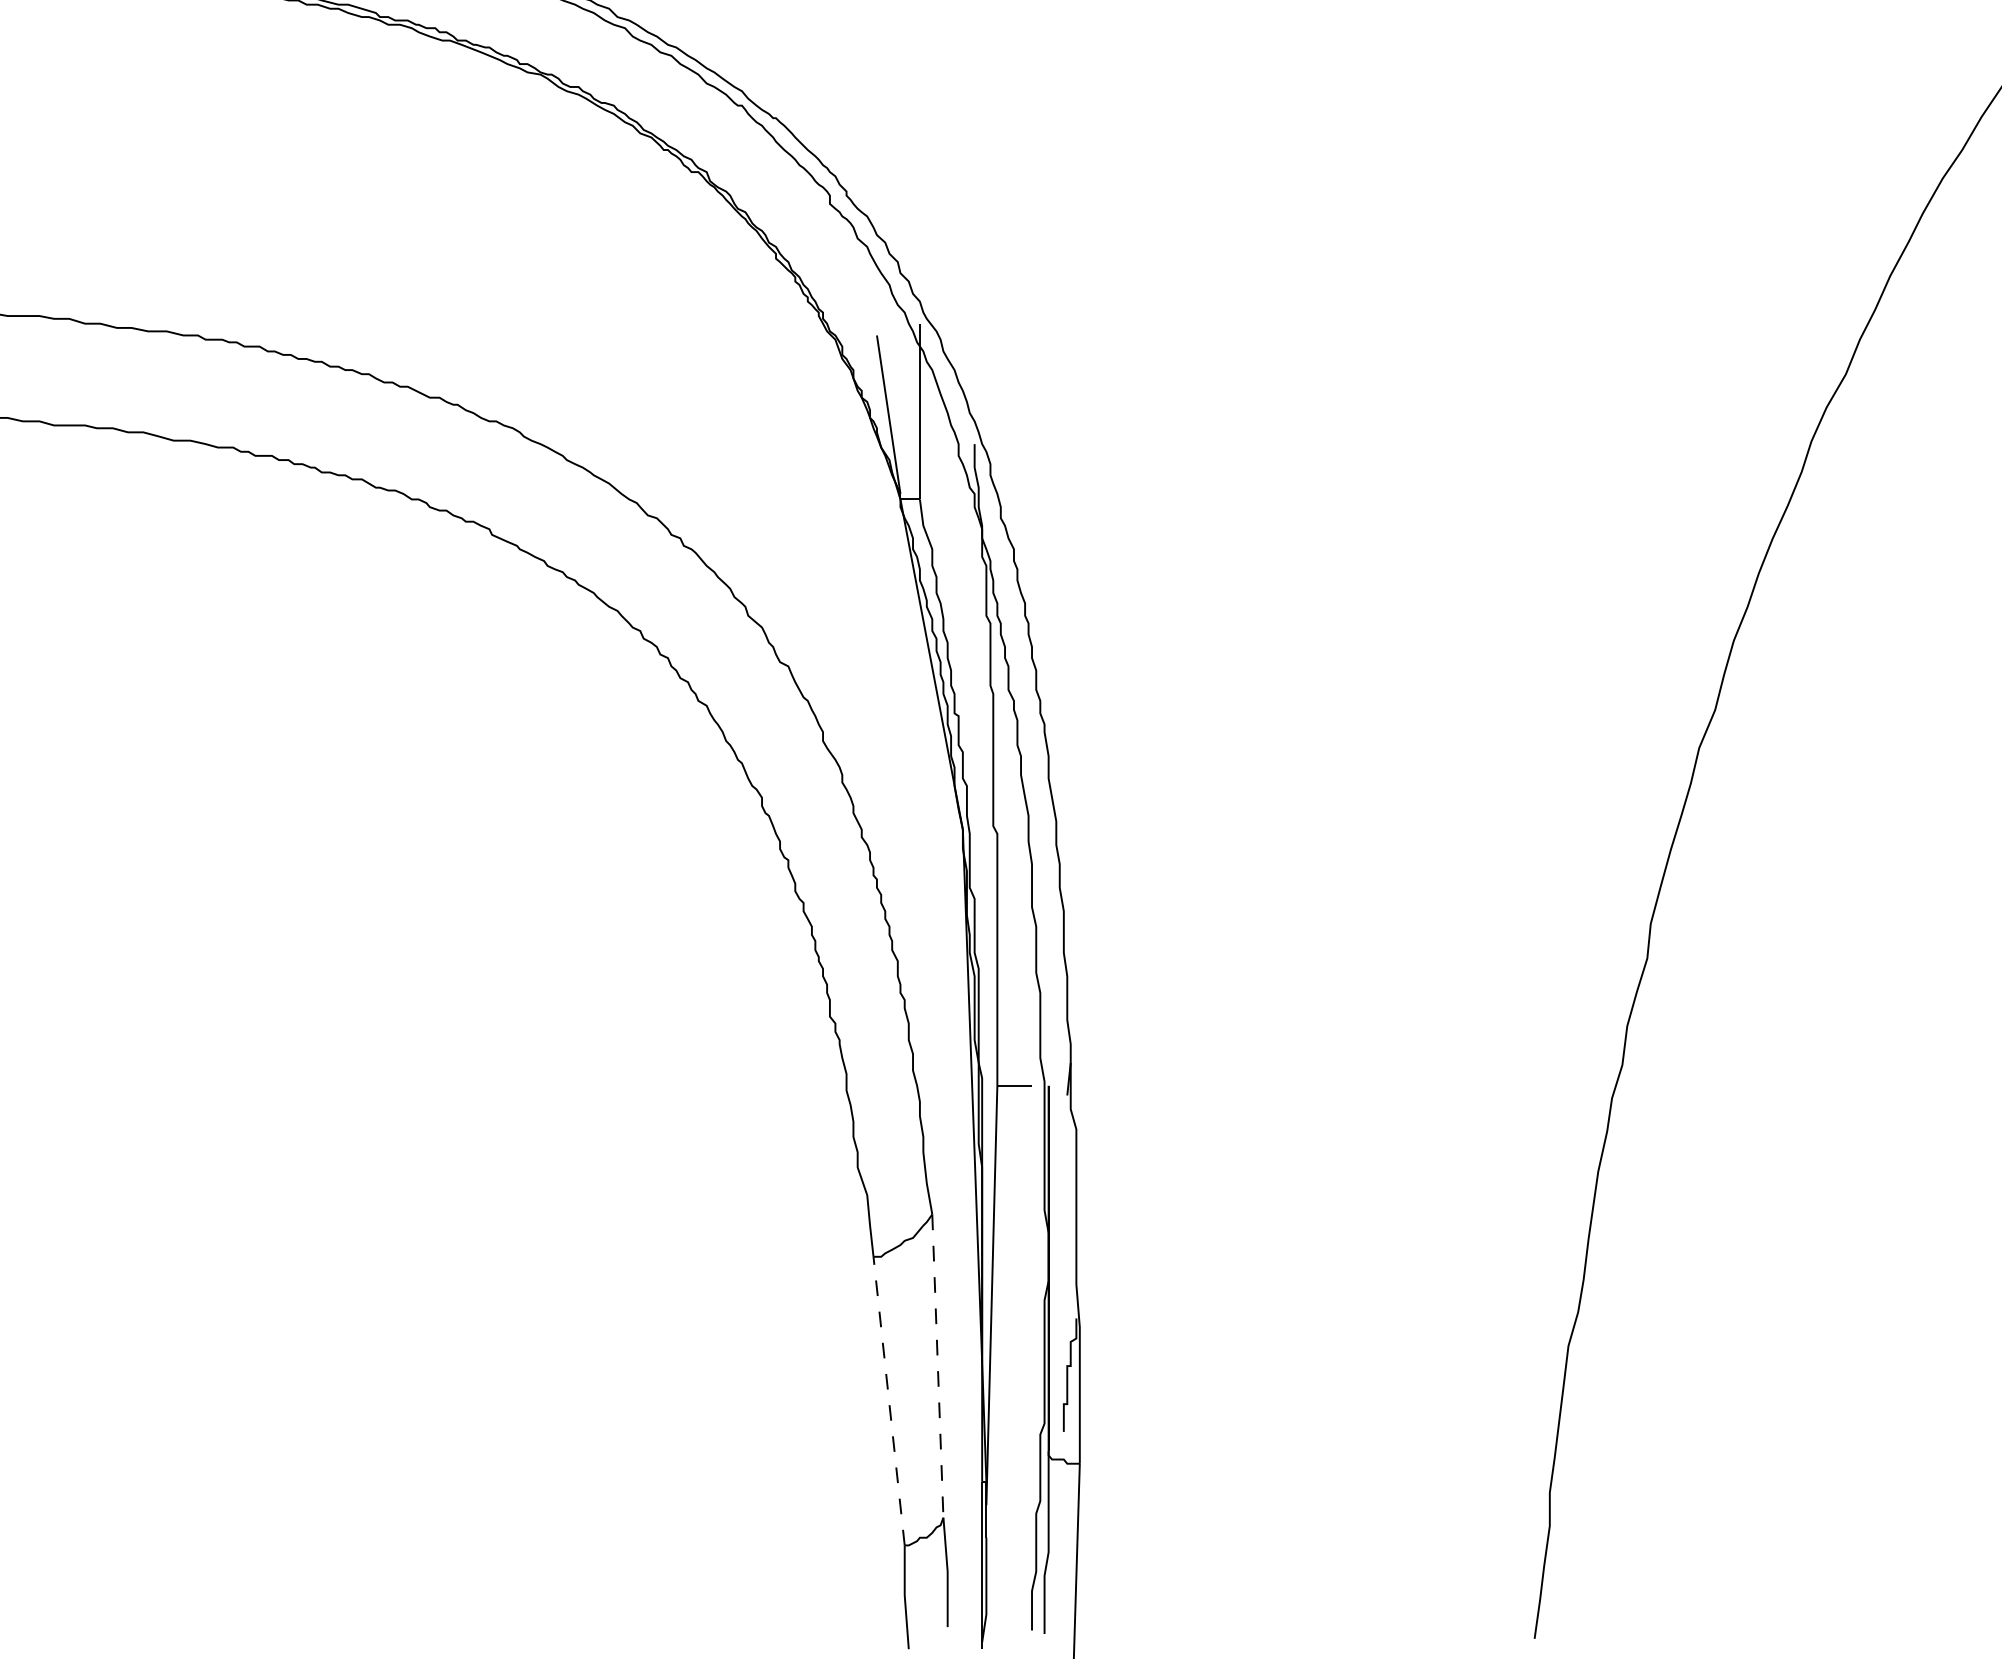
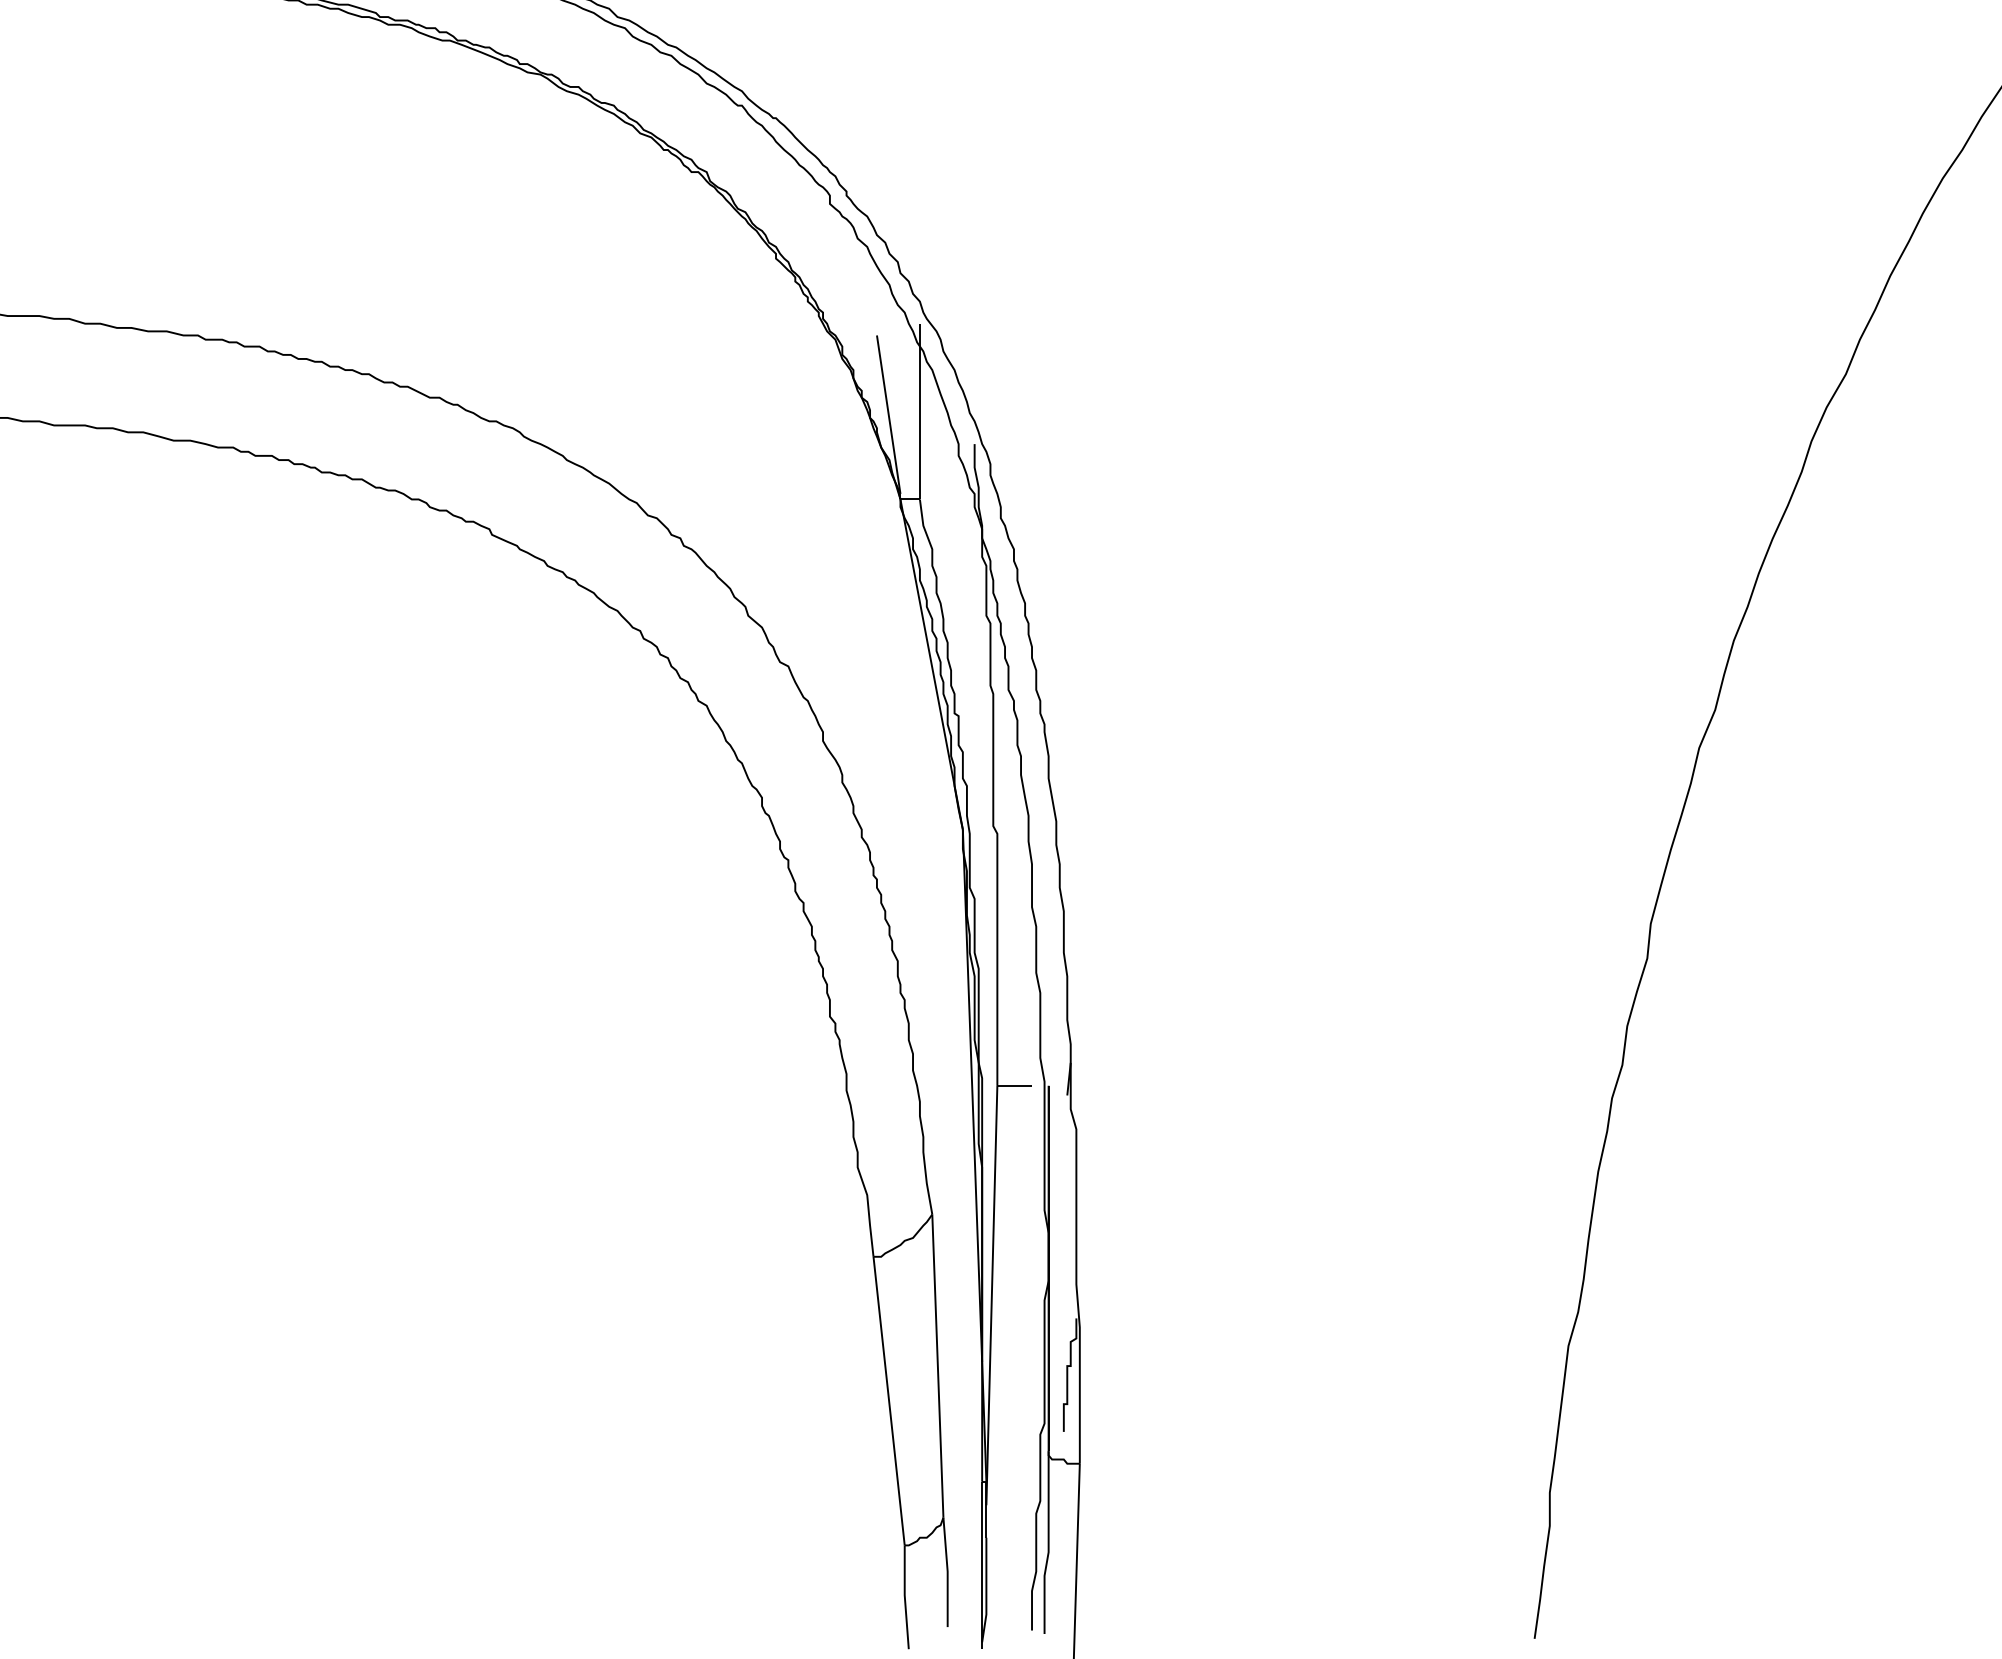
line: dashed -> solid (937, 1366)
line: dashed -> solid (889, 1400)
